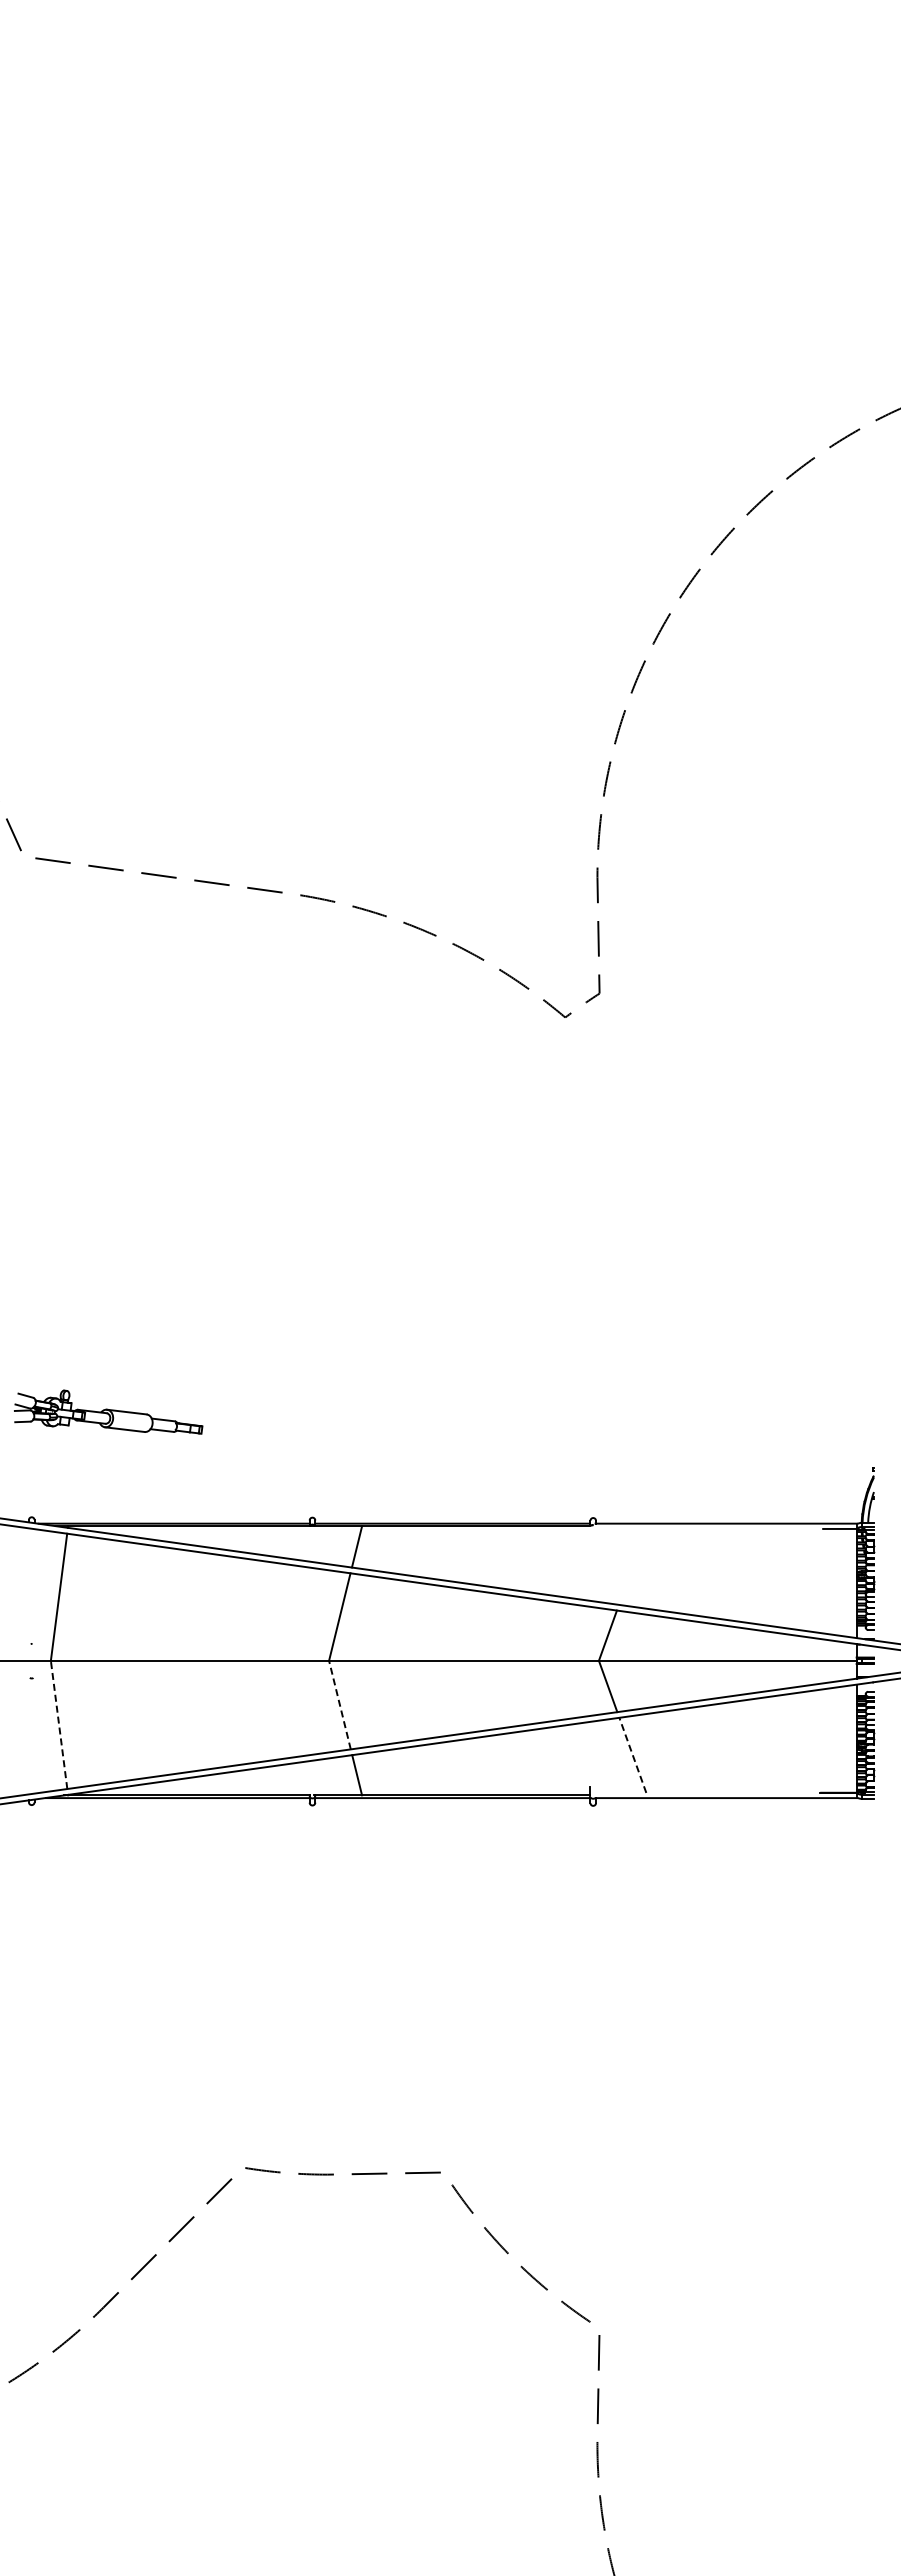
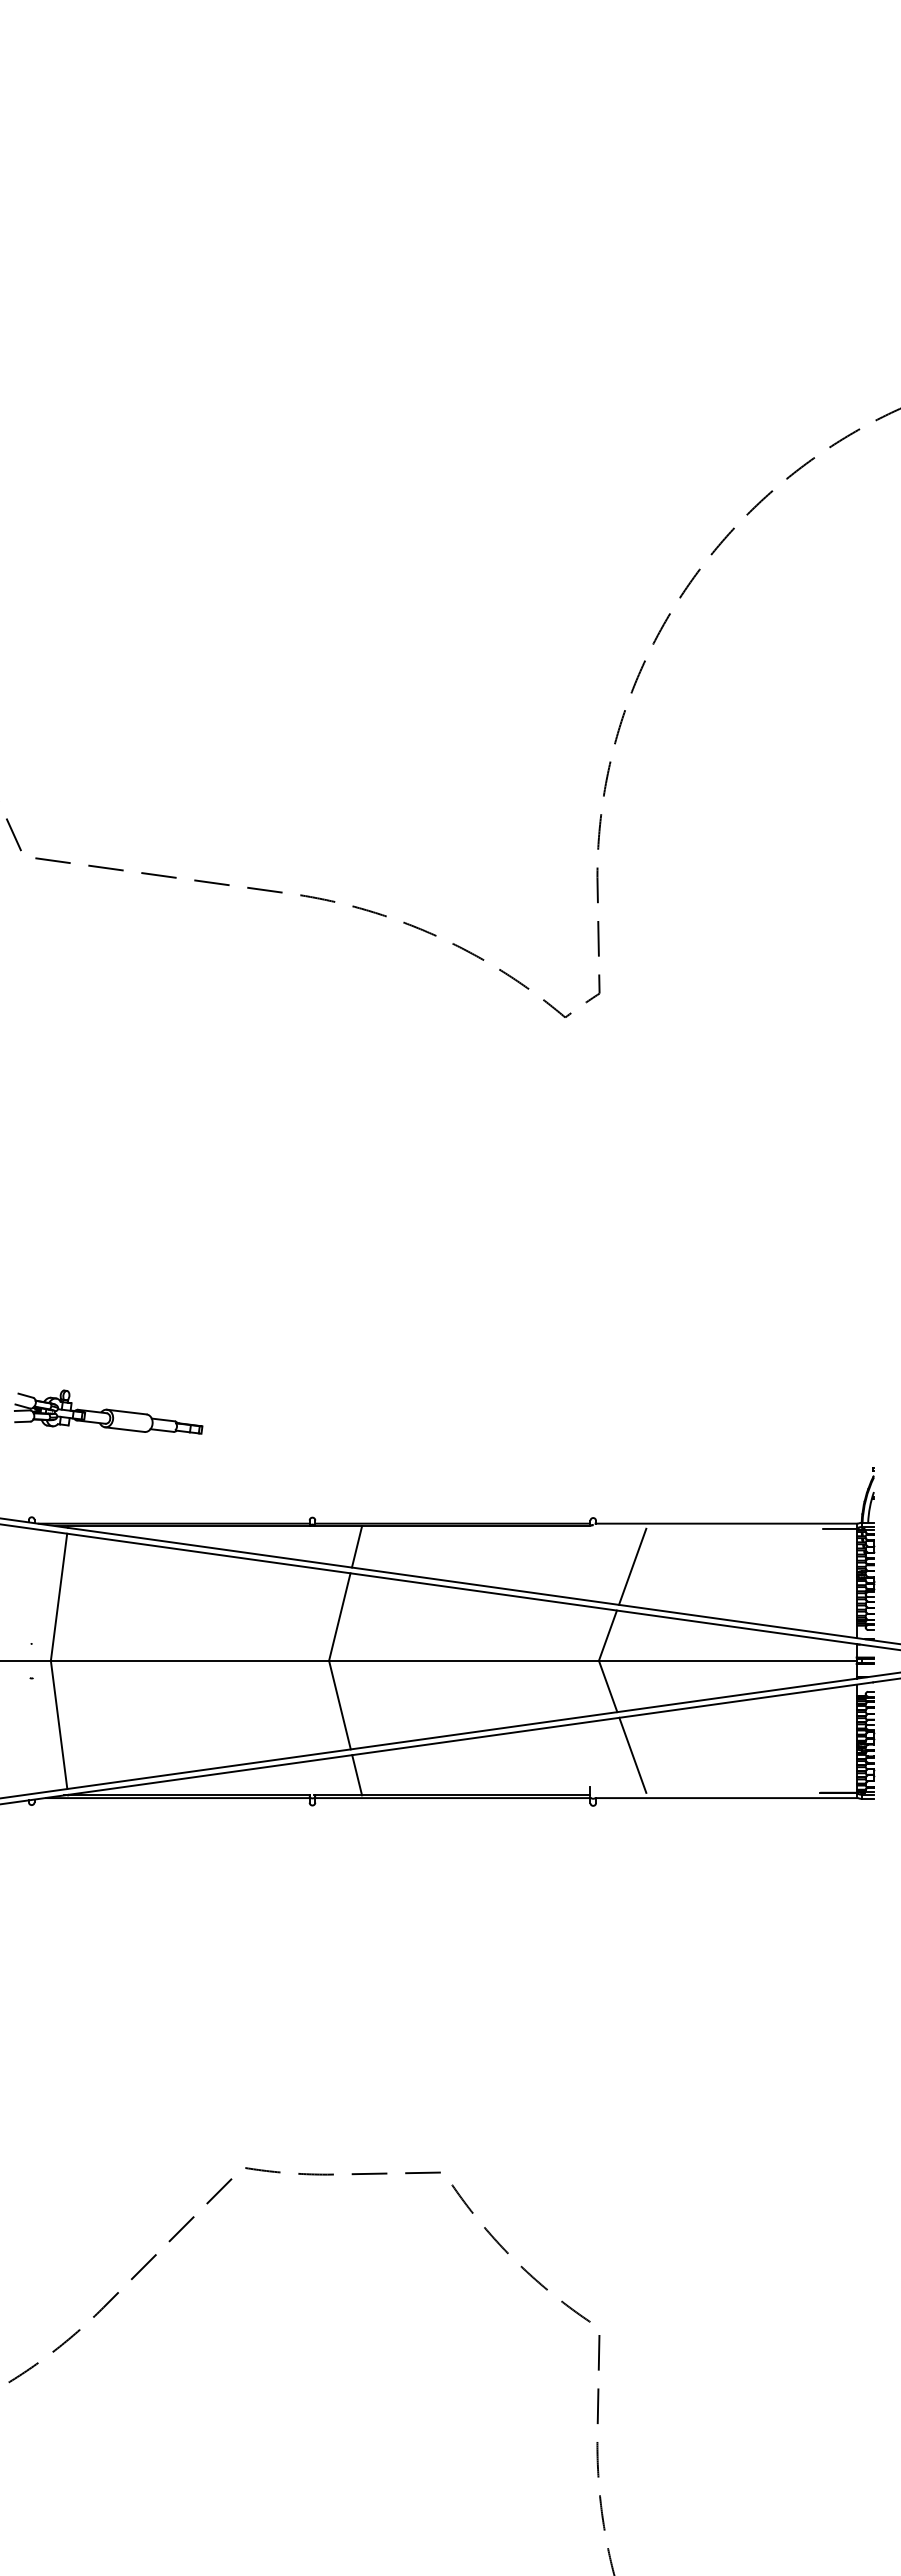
line: none -> present (632, 1566)
line: dashed -> solid (339, 1705)
line: dashed -> solid (59, 1724)
line: dashed -> solid (632, 1755)
